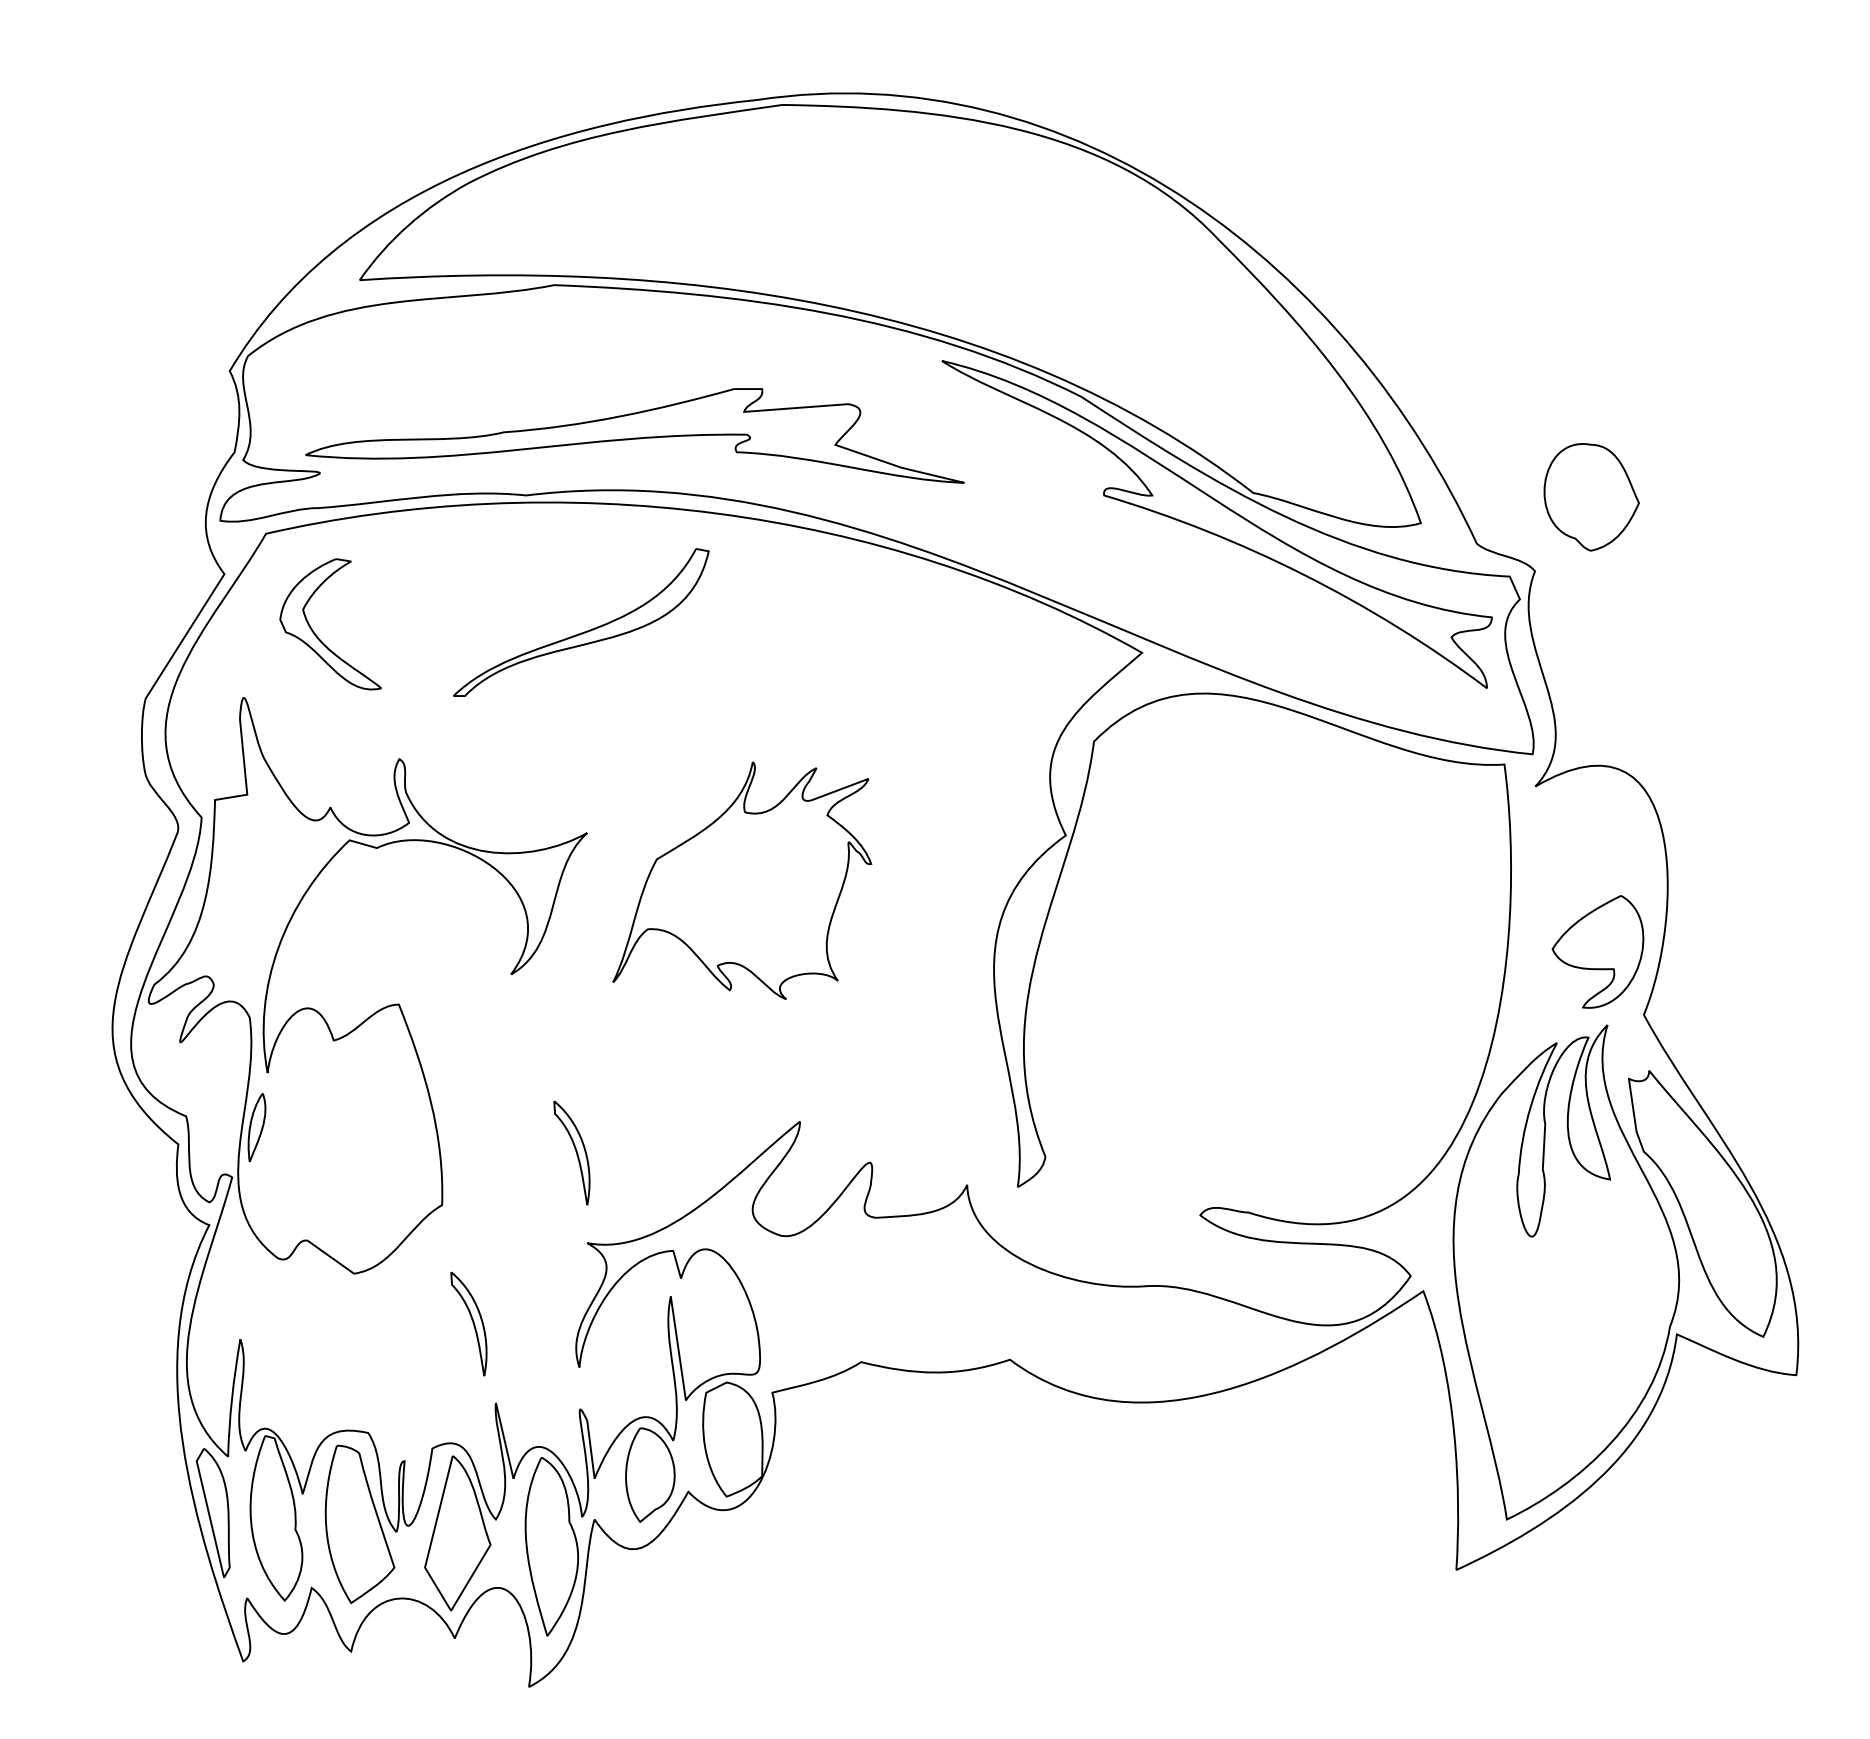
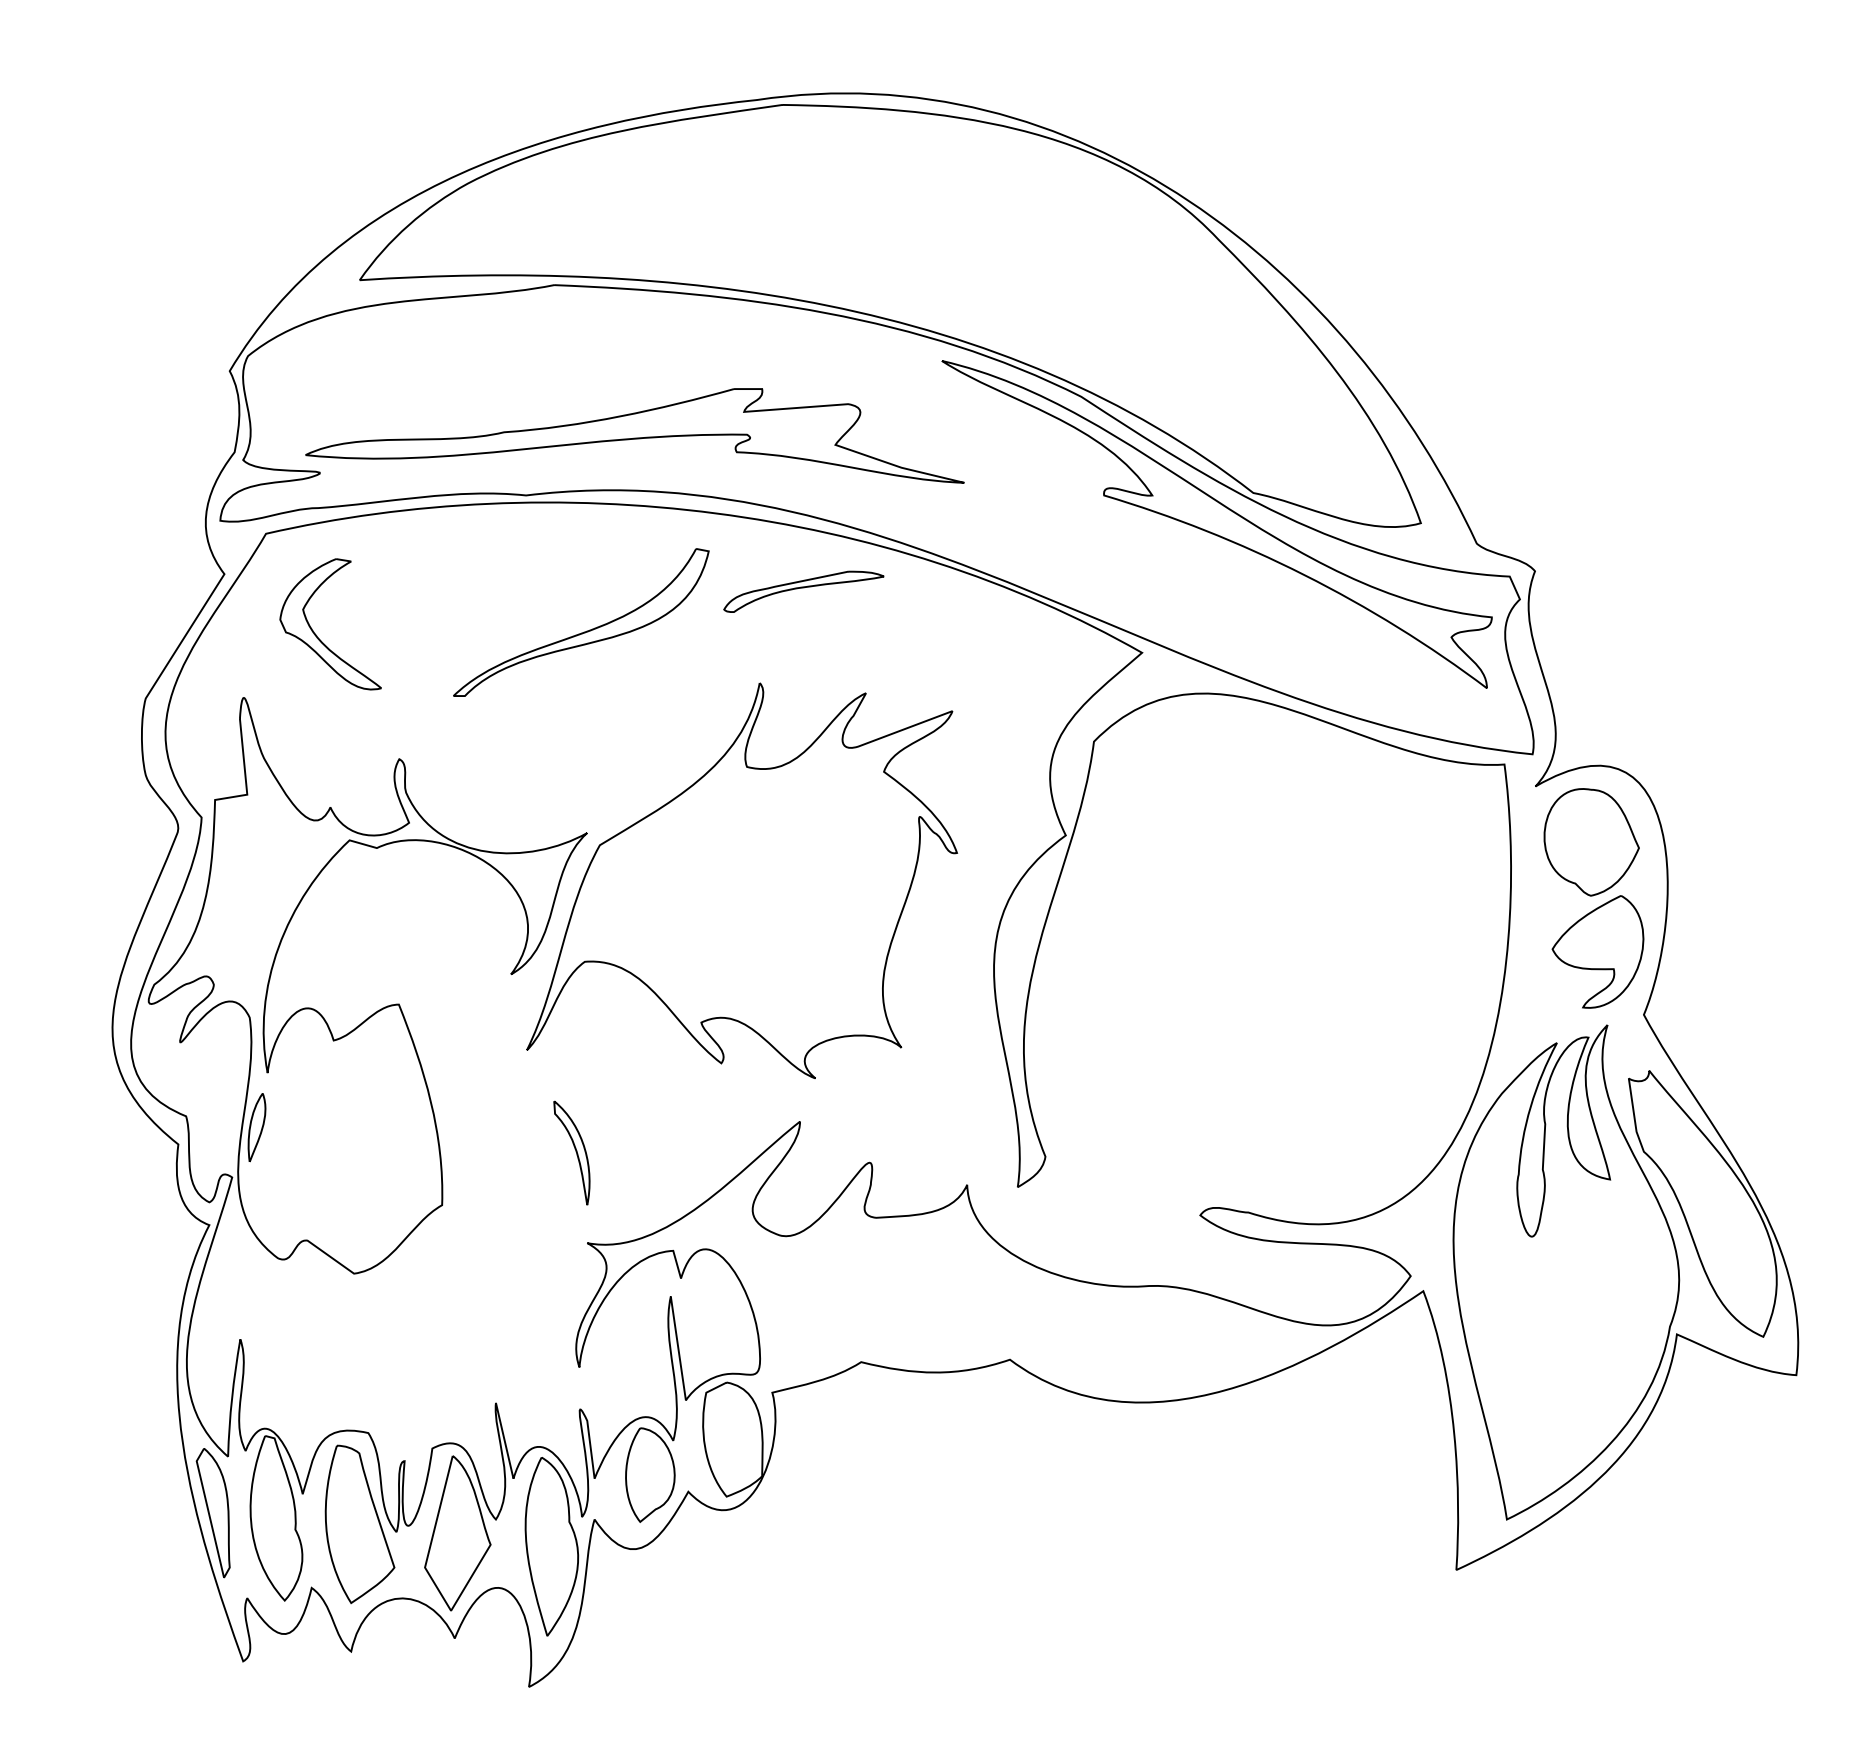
part position: (1591, 497) -> (1591, 842) (1591, 842)
part: none -> present (803, 591)
part size: 261x239 px -> 433x397 px (742, 880)
part: present -> none (468, 1323)
